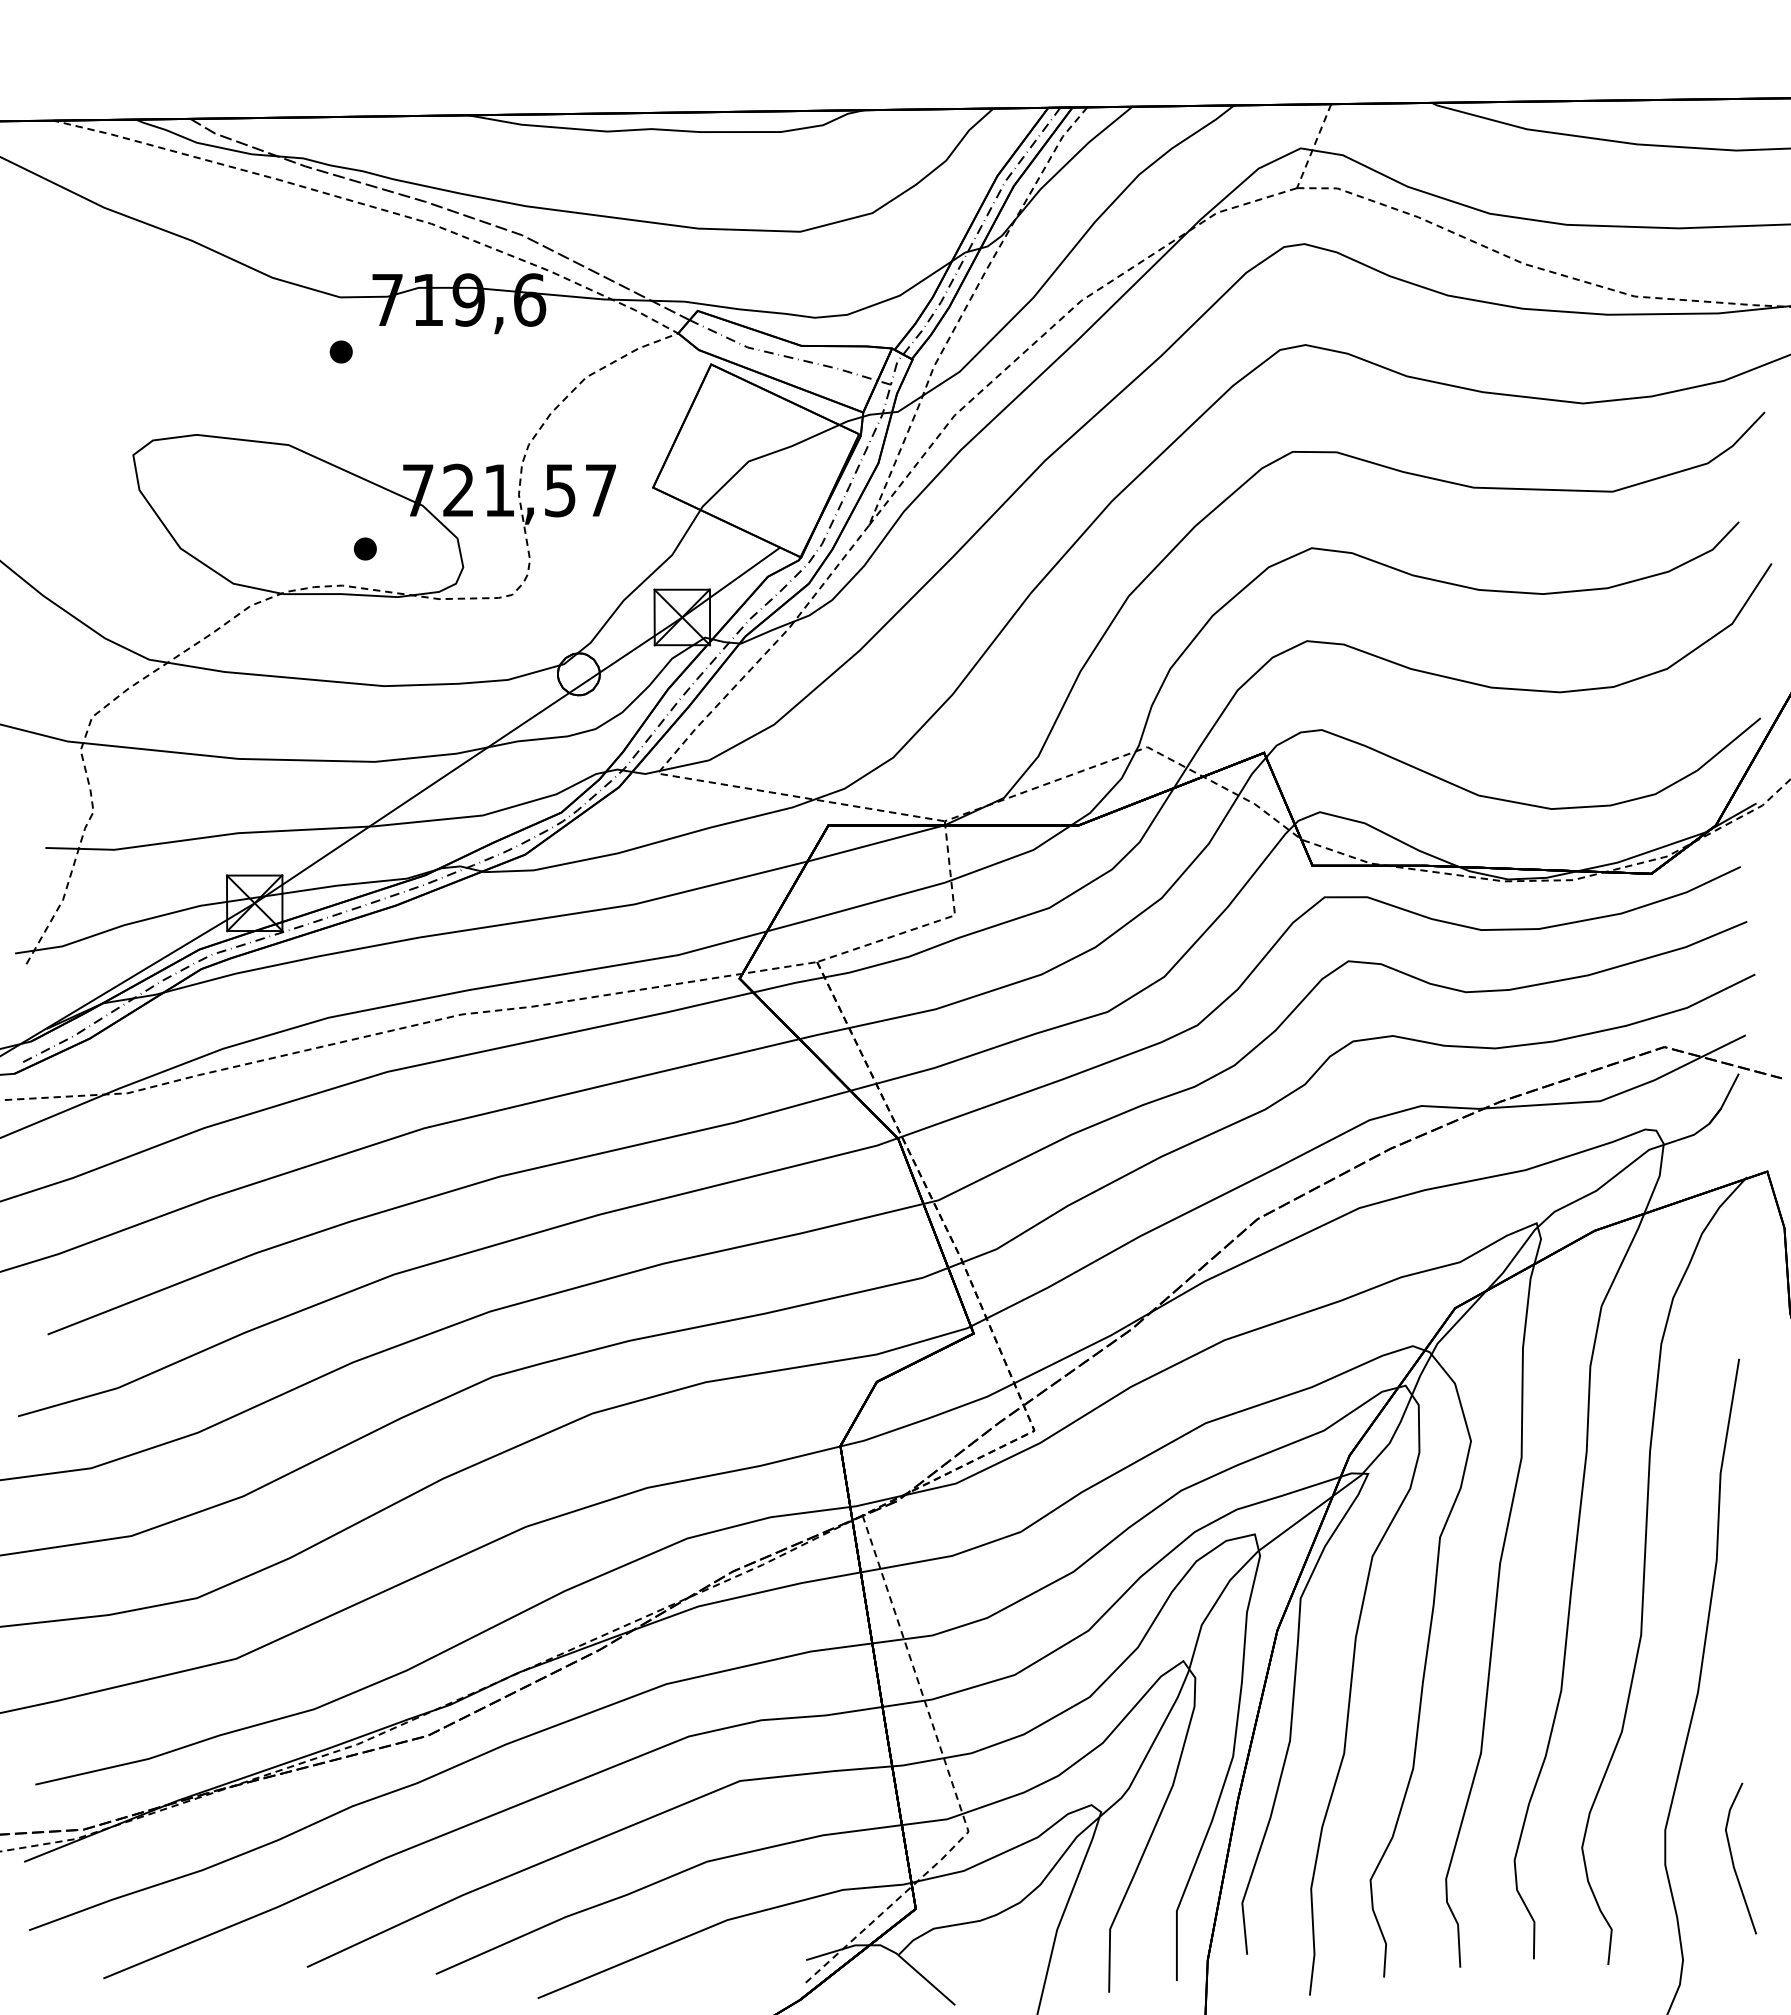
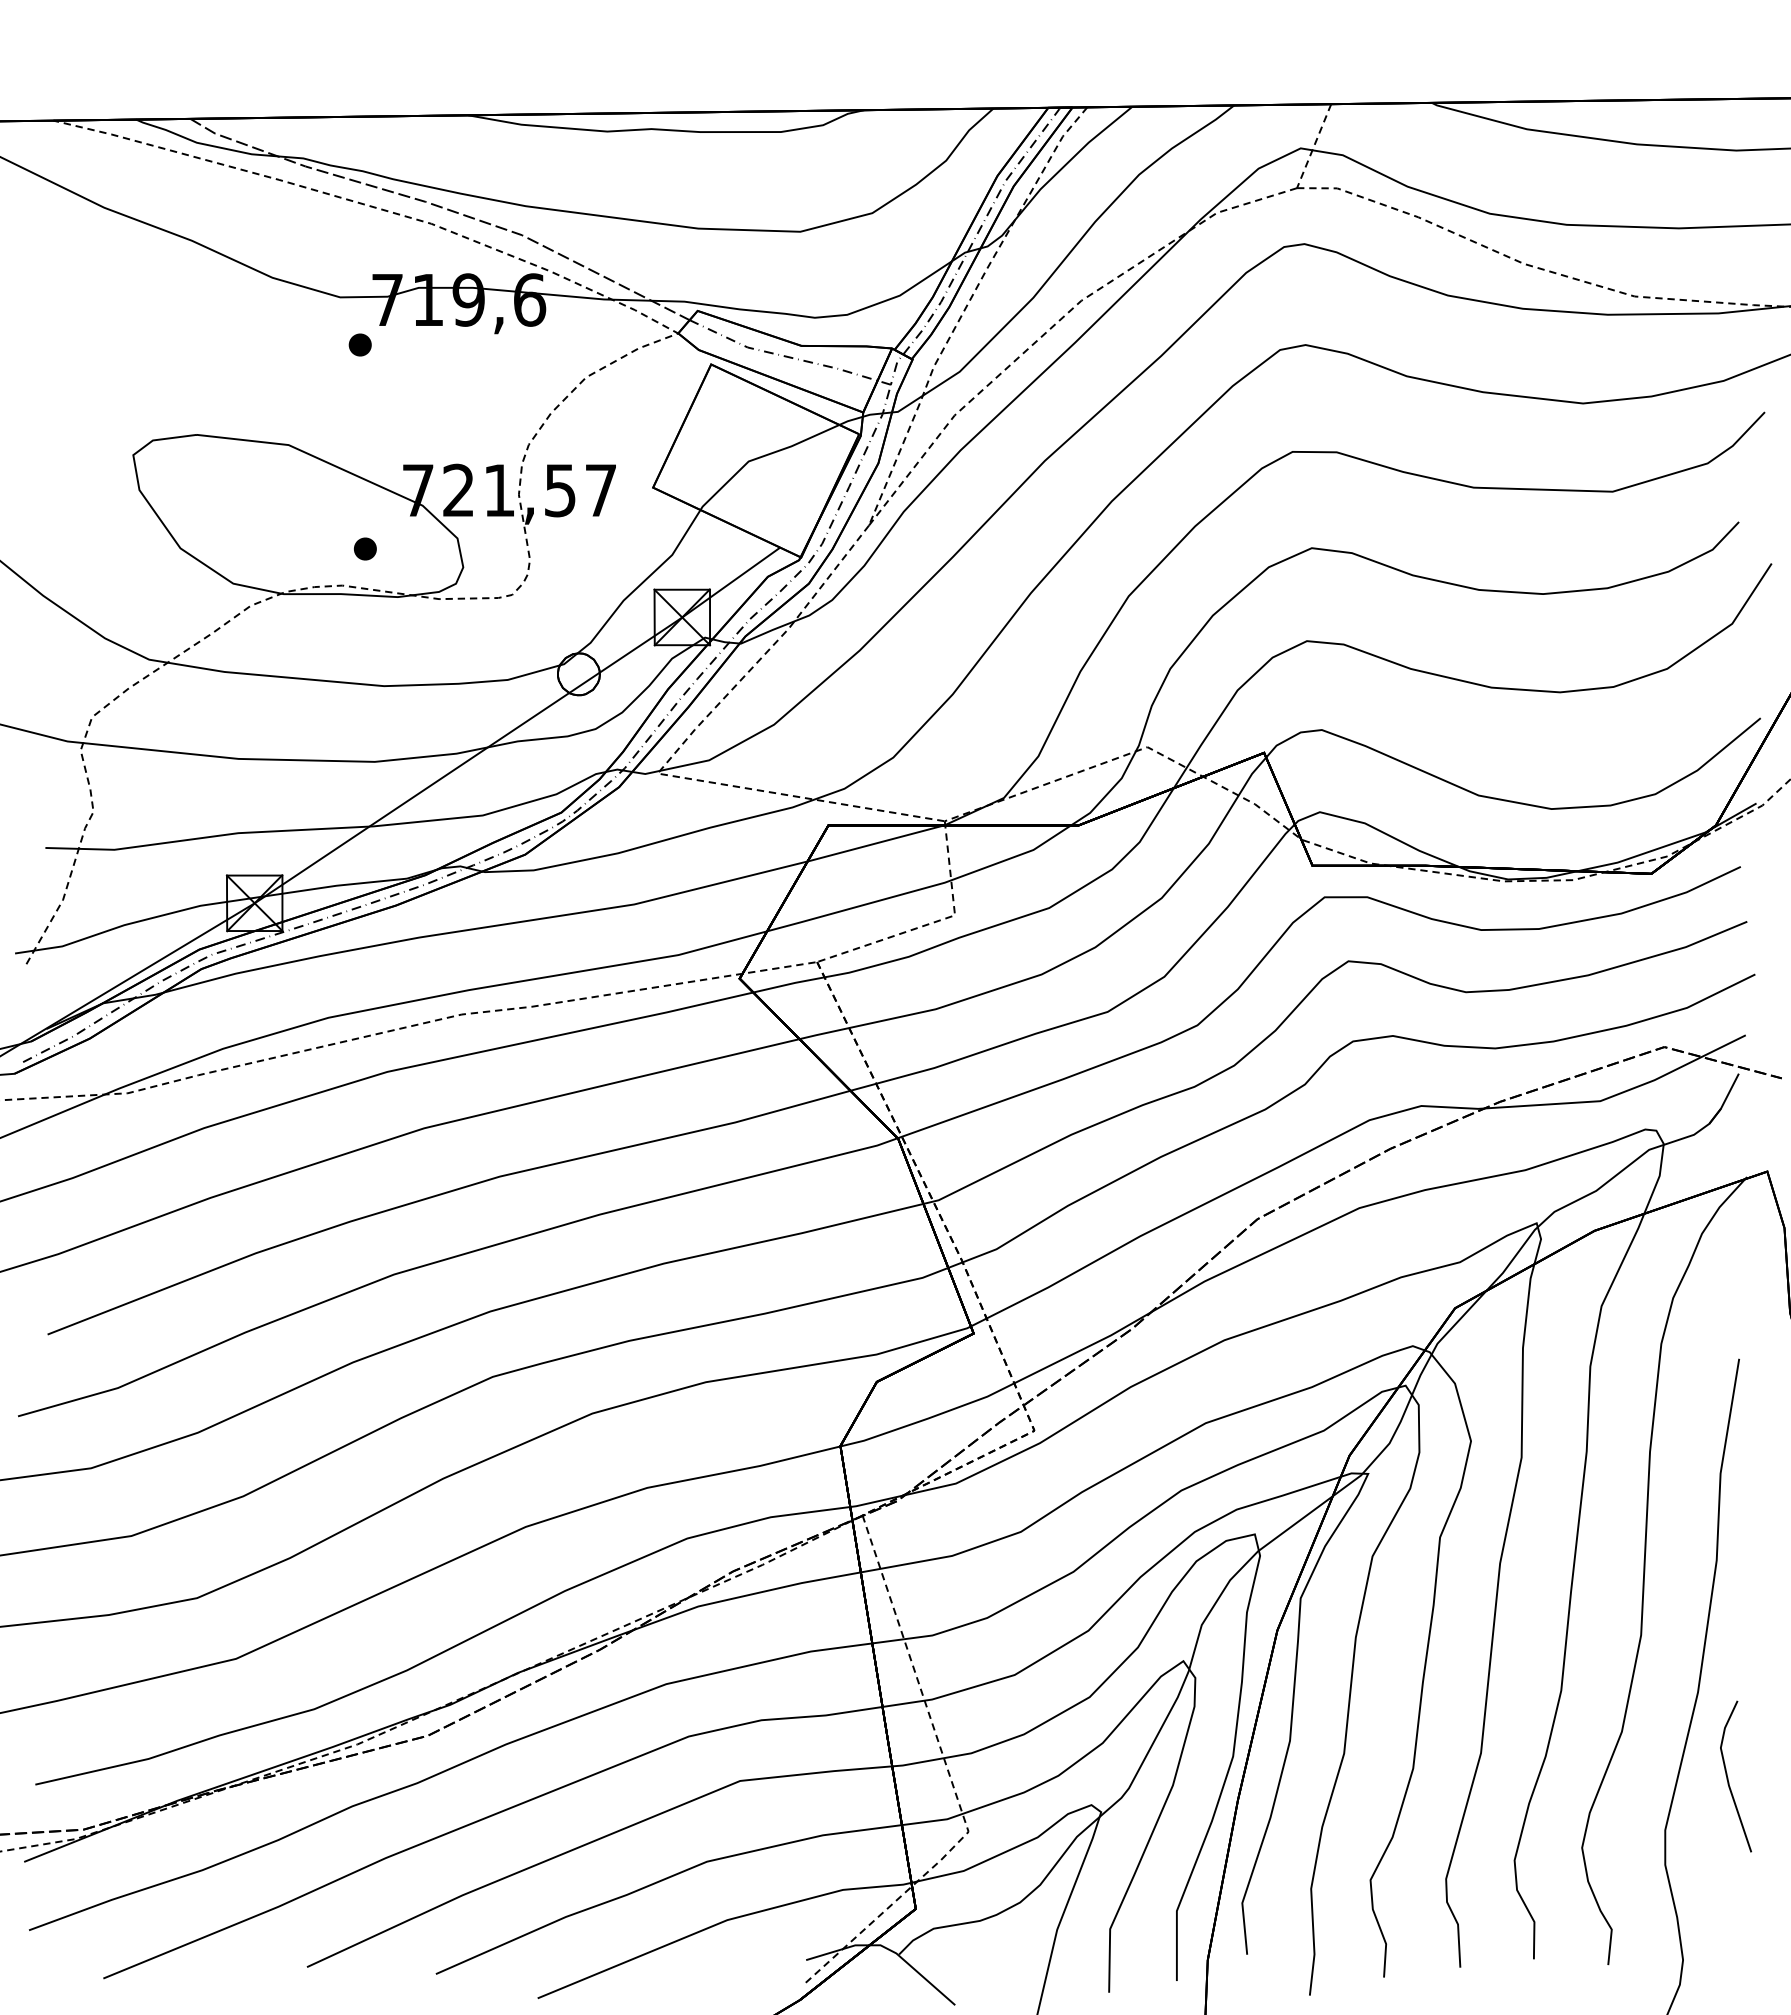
part position: (340, 351) -> (359, 344) (359, 344)
line position: (1733, 1859) -> (1728, 1777) (1728, 1777)
